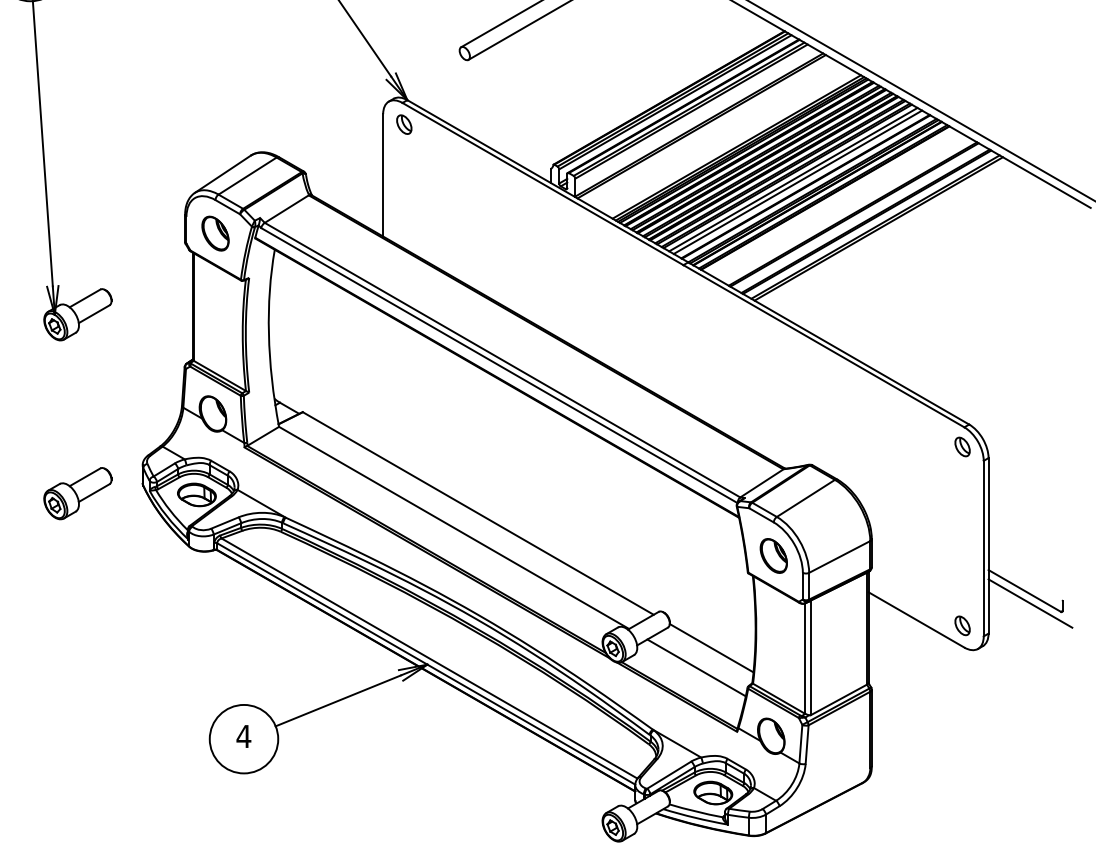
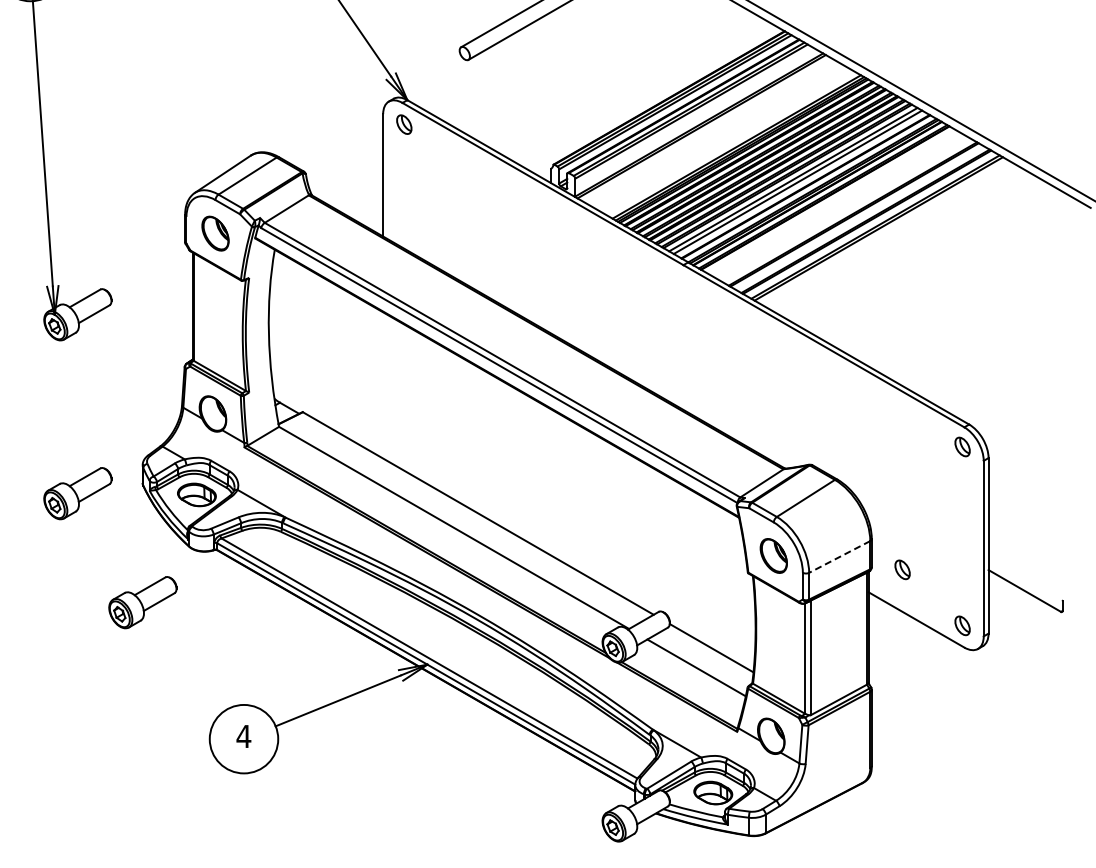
line: solid -> dashed (839, 557)
part: none -> present (902, 569)
part: none -> present (142, 602)
line: present -> none (1030, 603)
